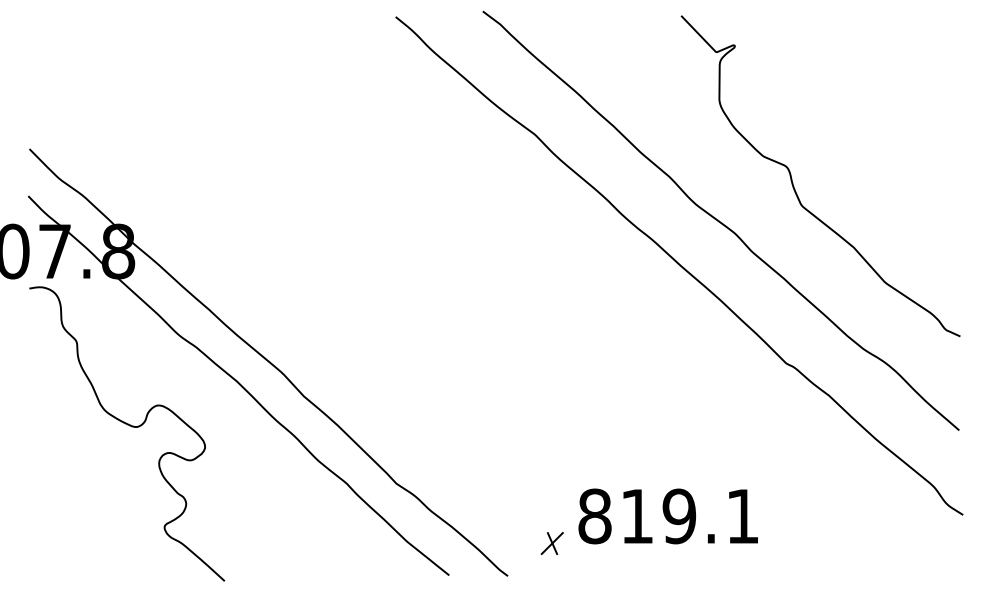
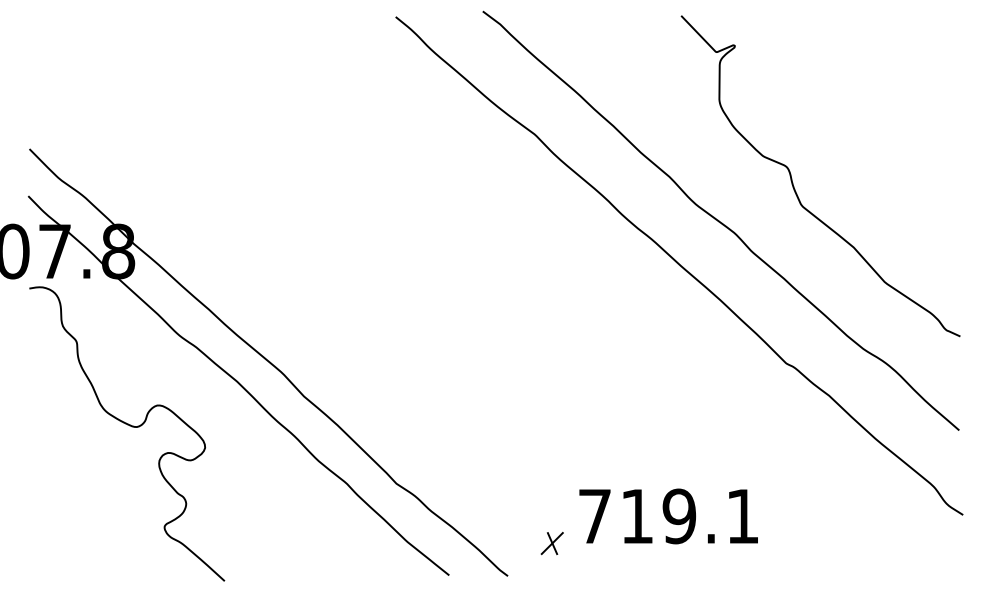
text: 819.1 -> 719.1 (594, 516)
